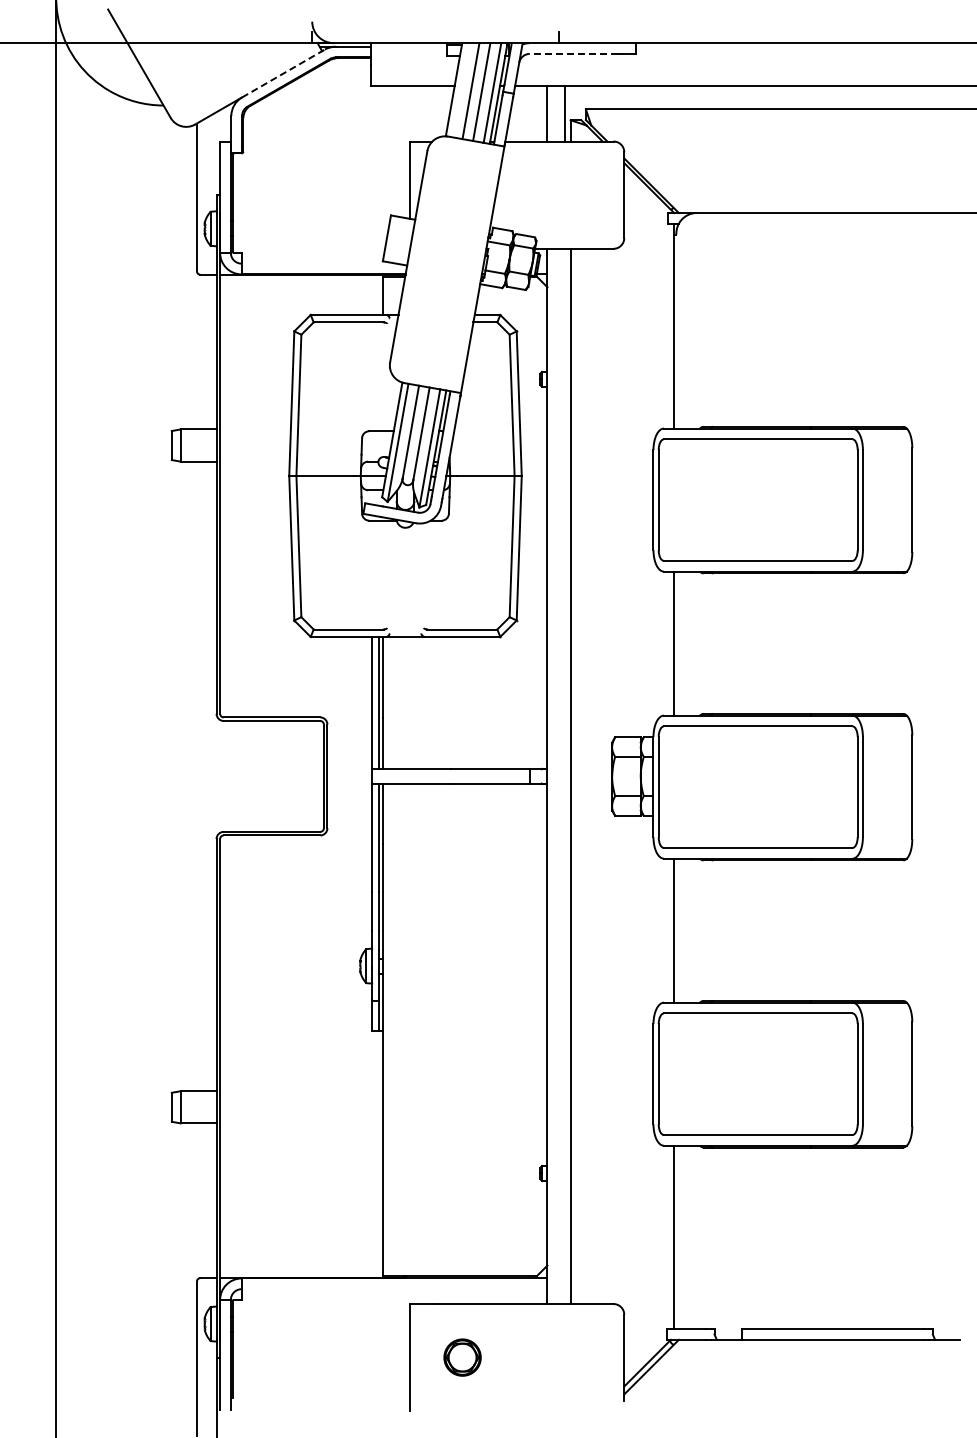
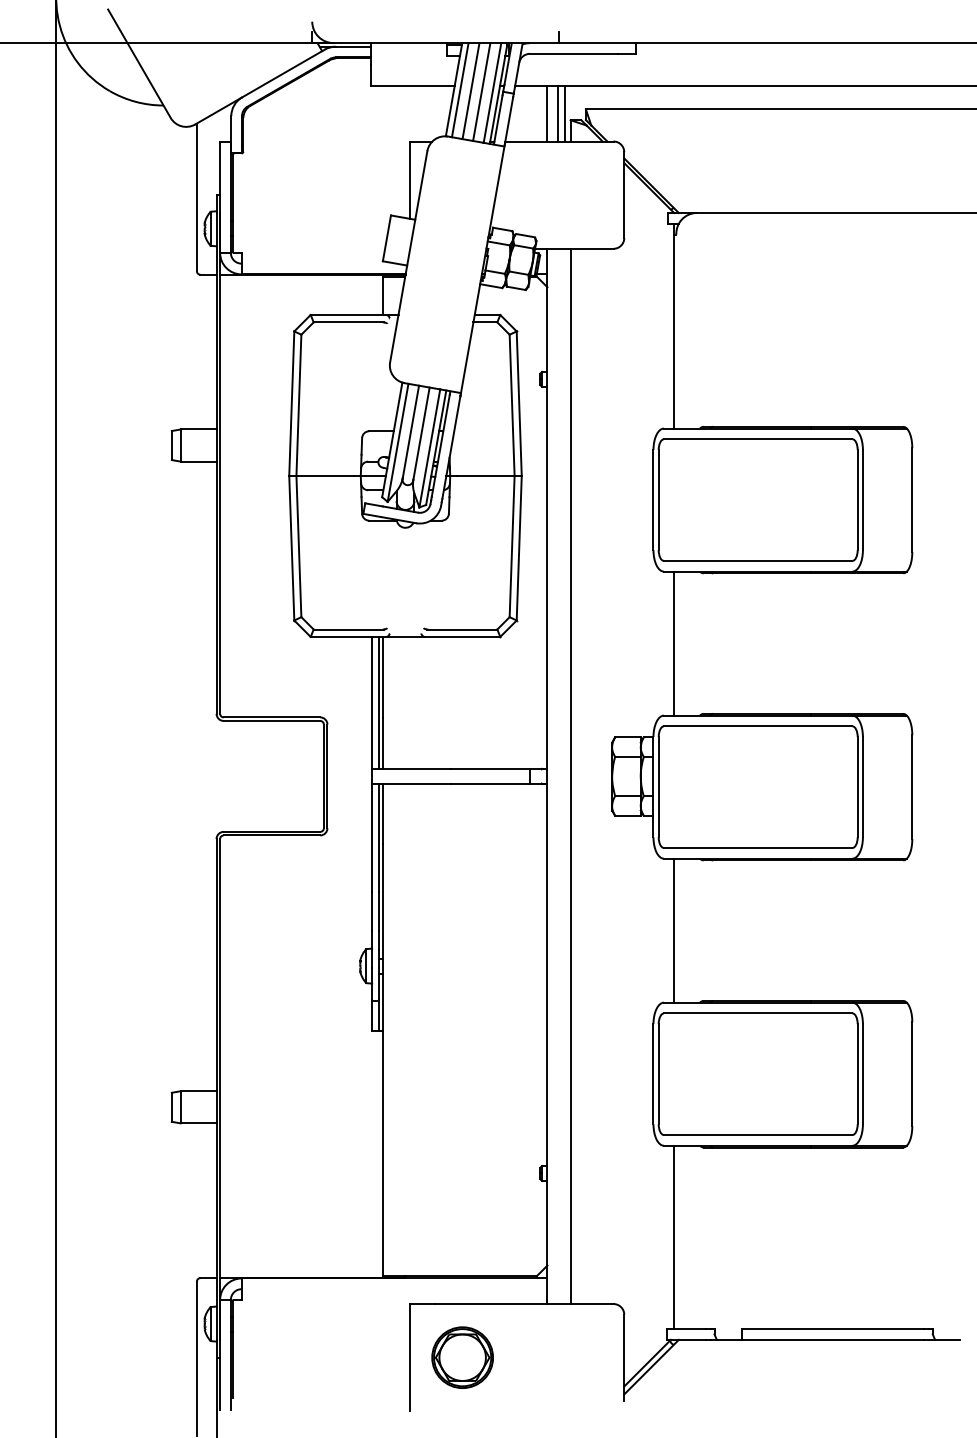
line: dashed -> solid (573, 53)
line: dashed -> solid (283, 73)
line: none -> present (459, 90)
line: none -> present (558, 113)
part size: 39x39 px -> 63x63 px (462, 1357)
